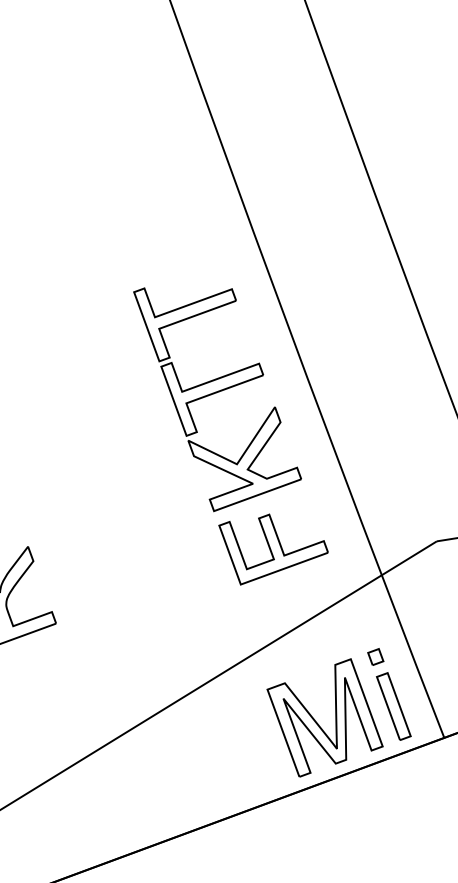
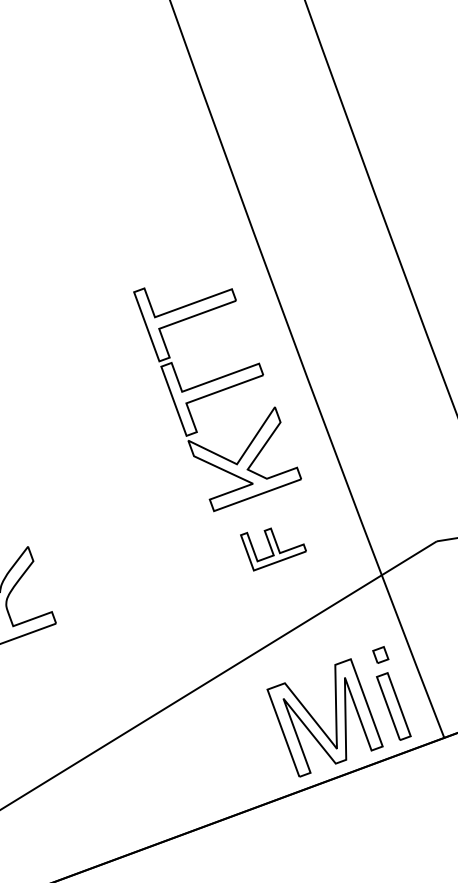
part size: 111x73 px -> 67x45 px (273, 549)
part position: (375, 656) -> (380, 654) (380, 654)
